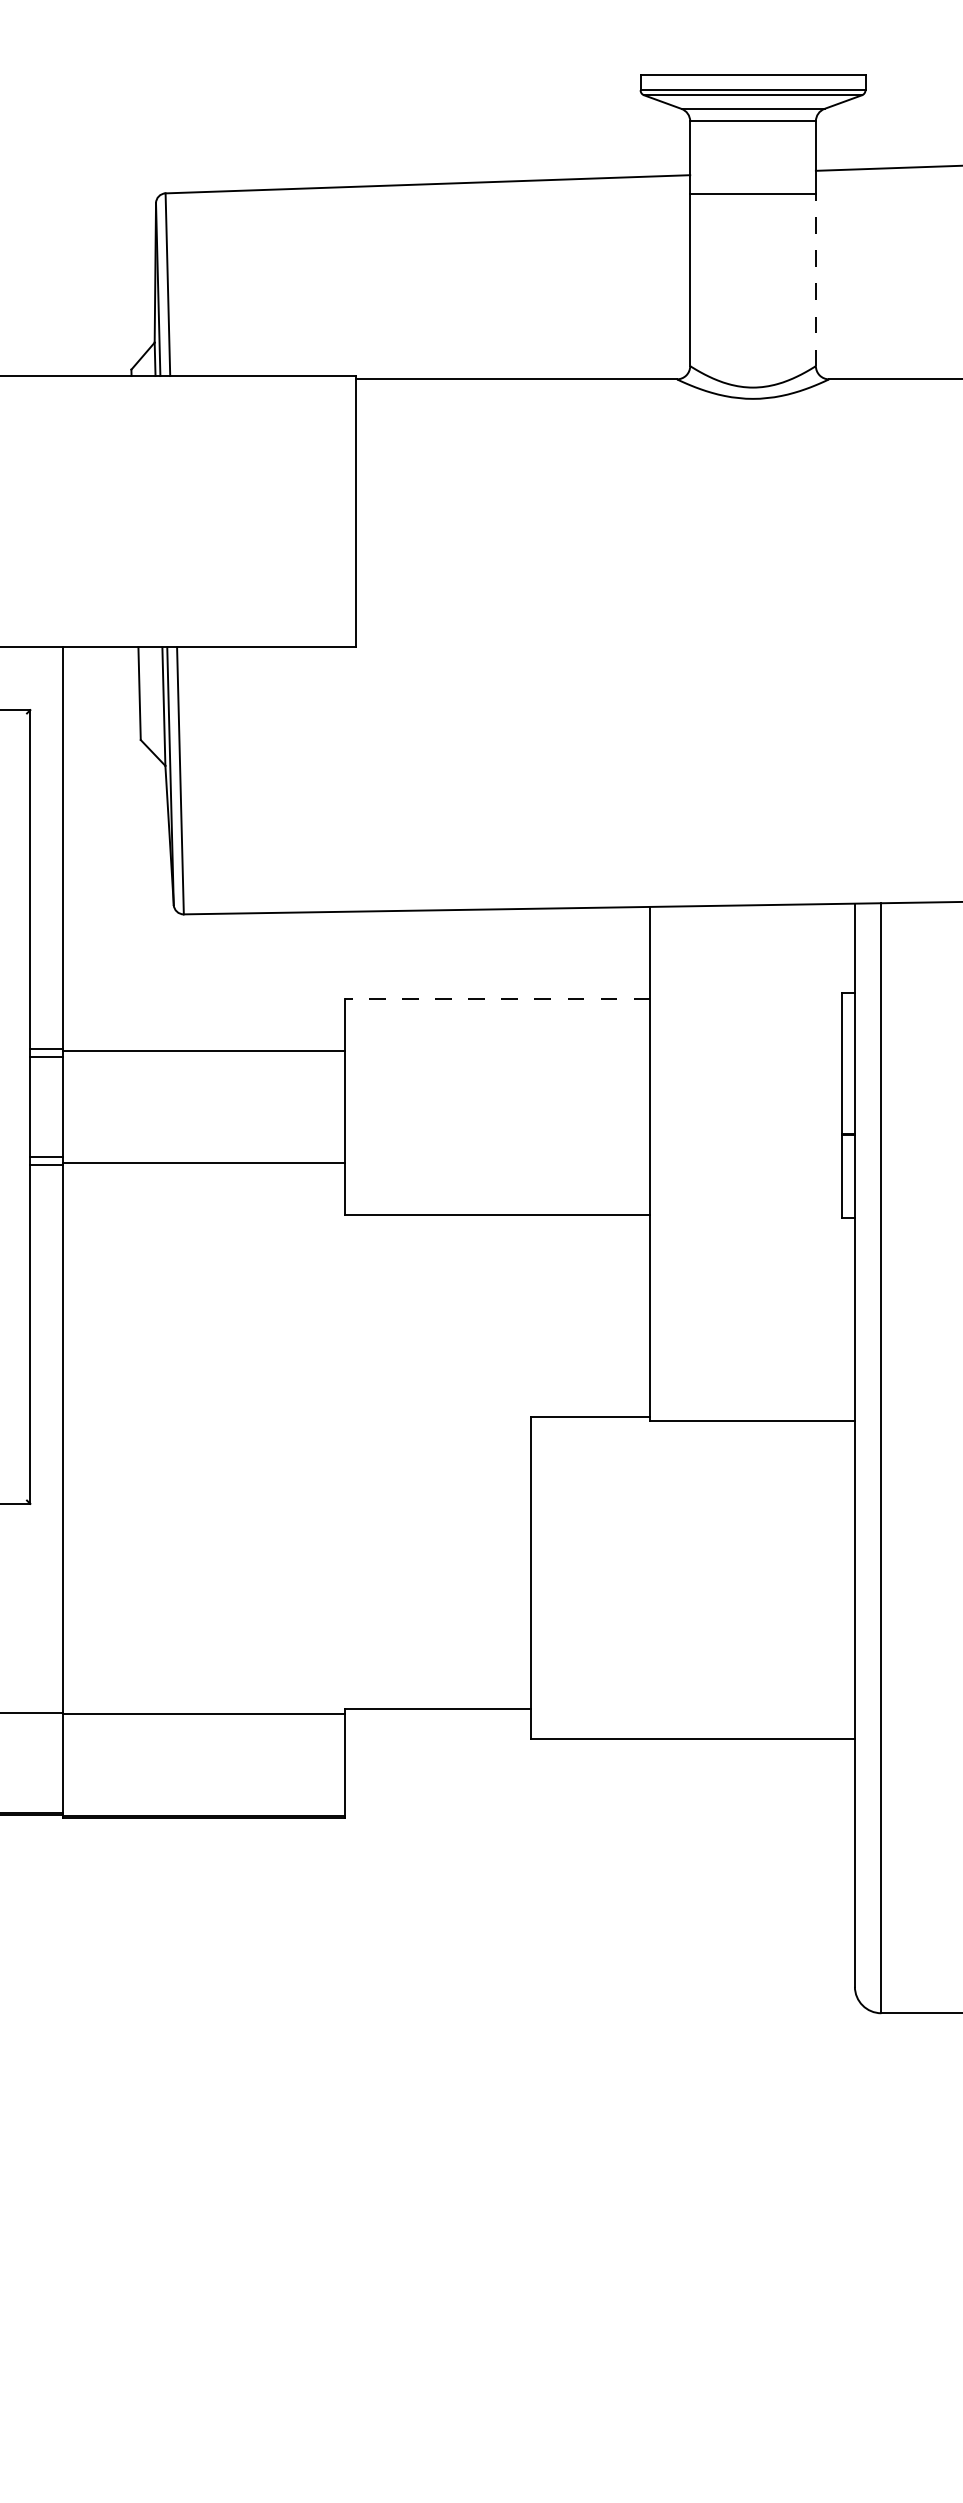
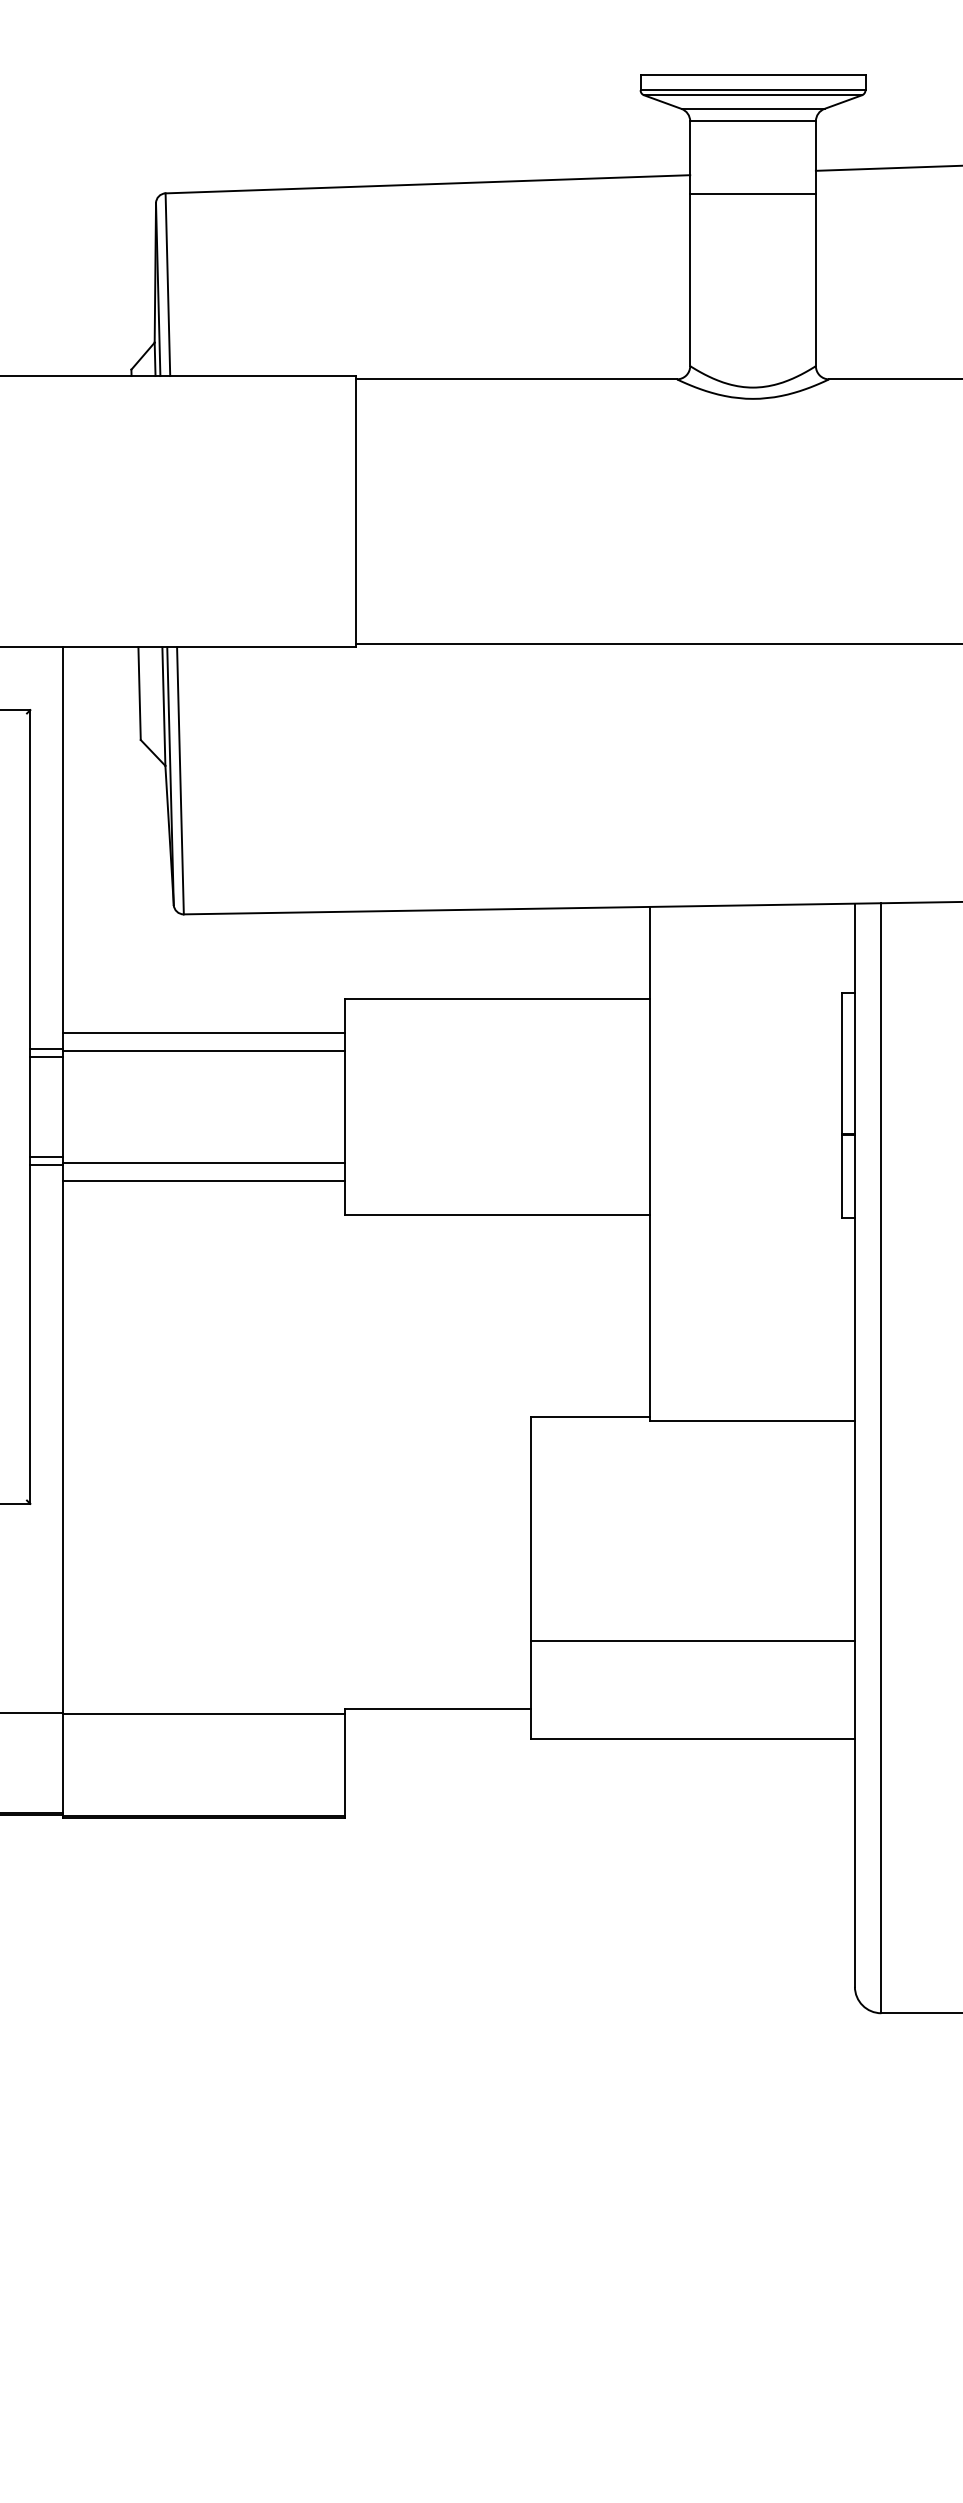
line: dashed -> solid (815, 280)
line: none -> present (657, 643)
line: dashed -> solid (497, 999)
line: none -> present (203, 1032)
line: none -> present (203, 1181)
line: none -> present (692, 1640)
